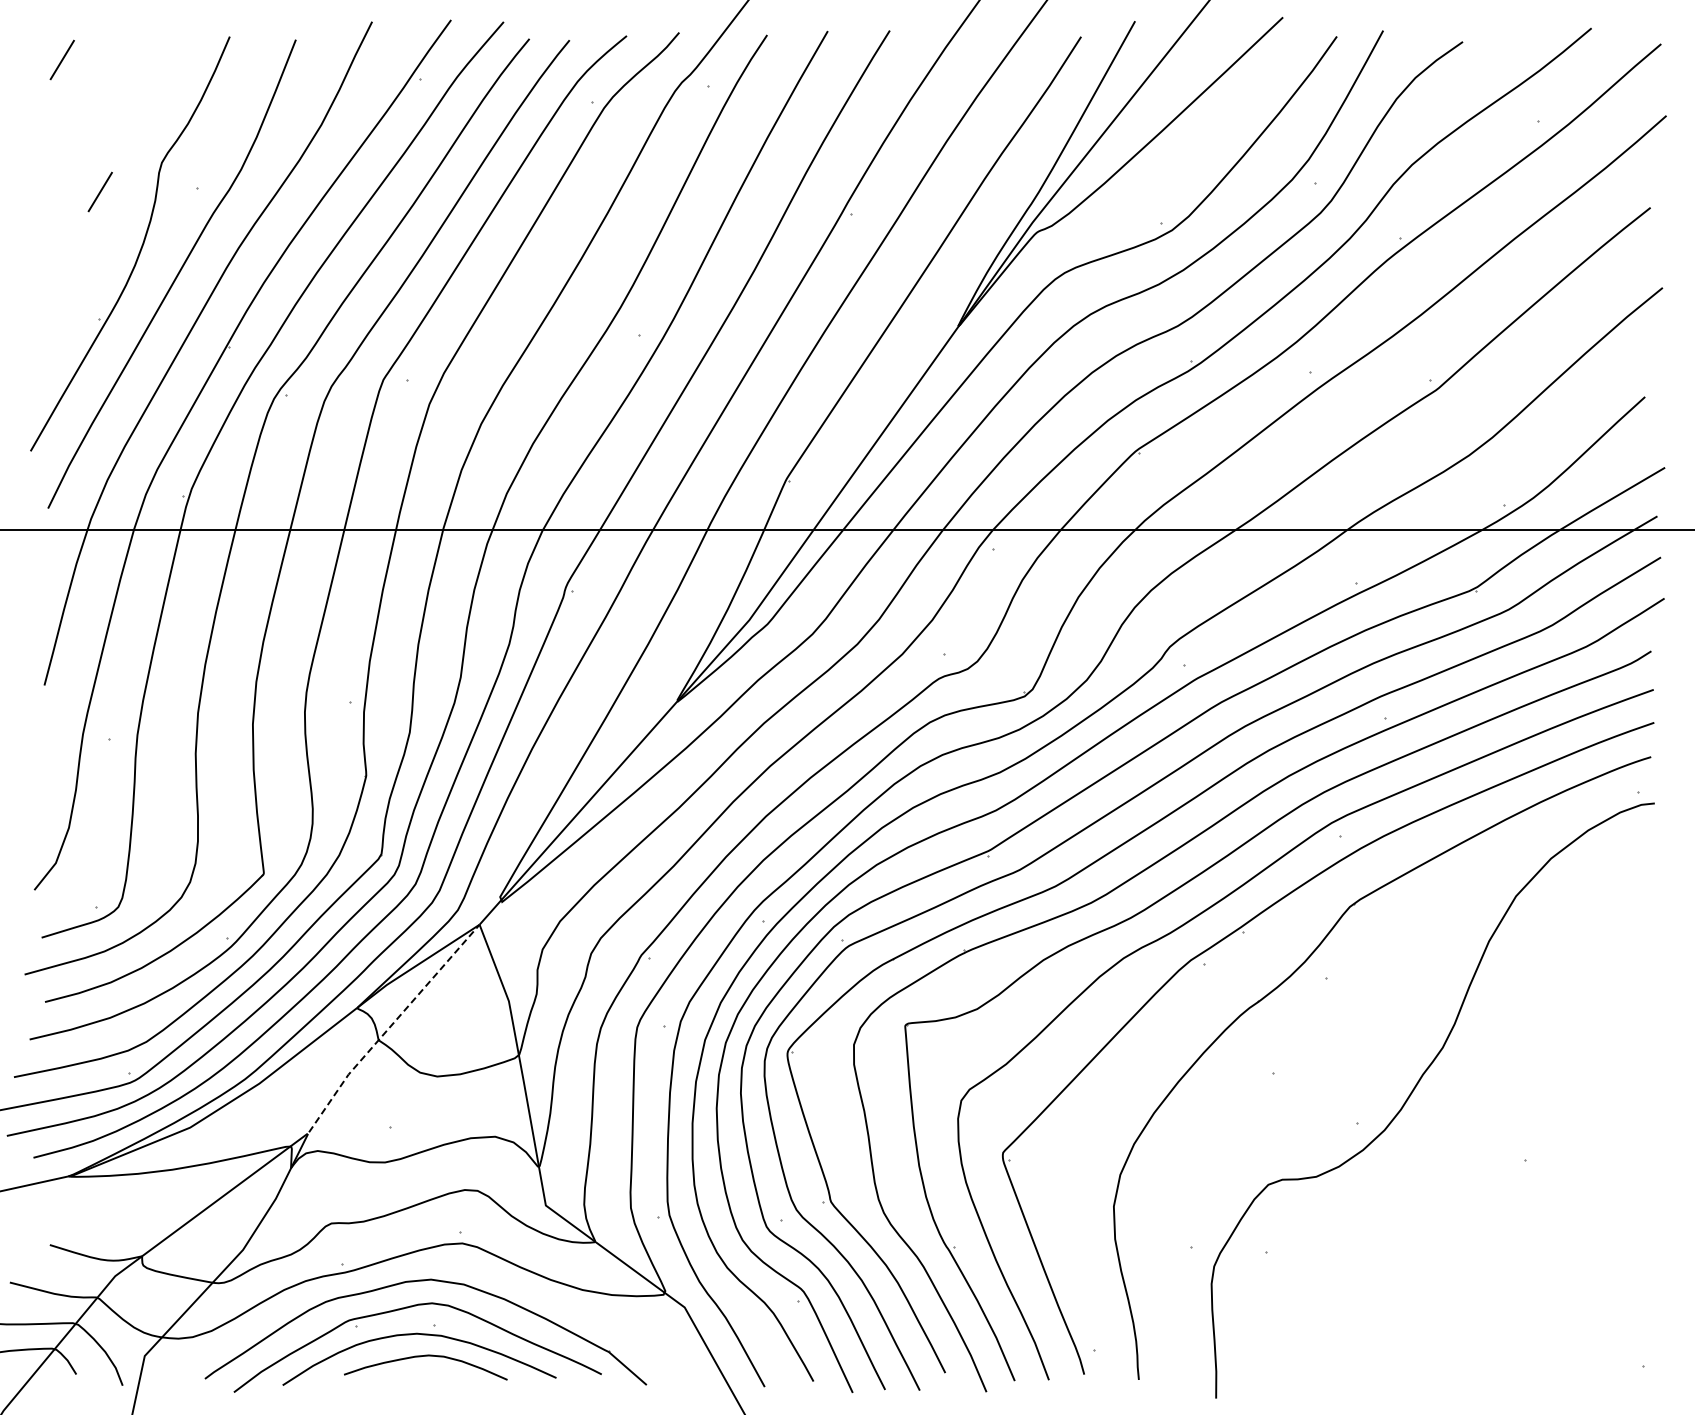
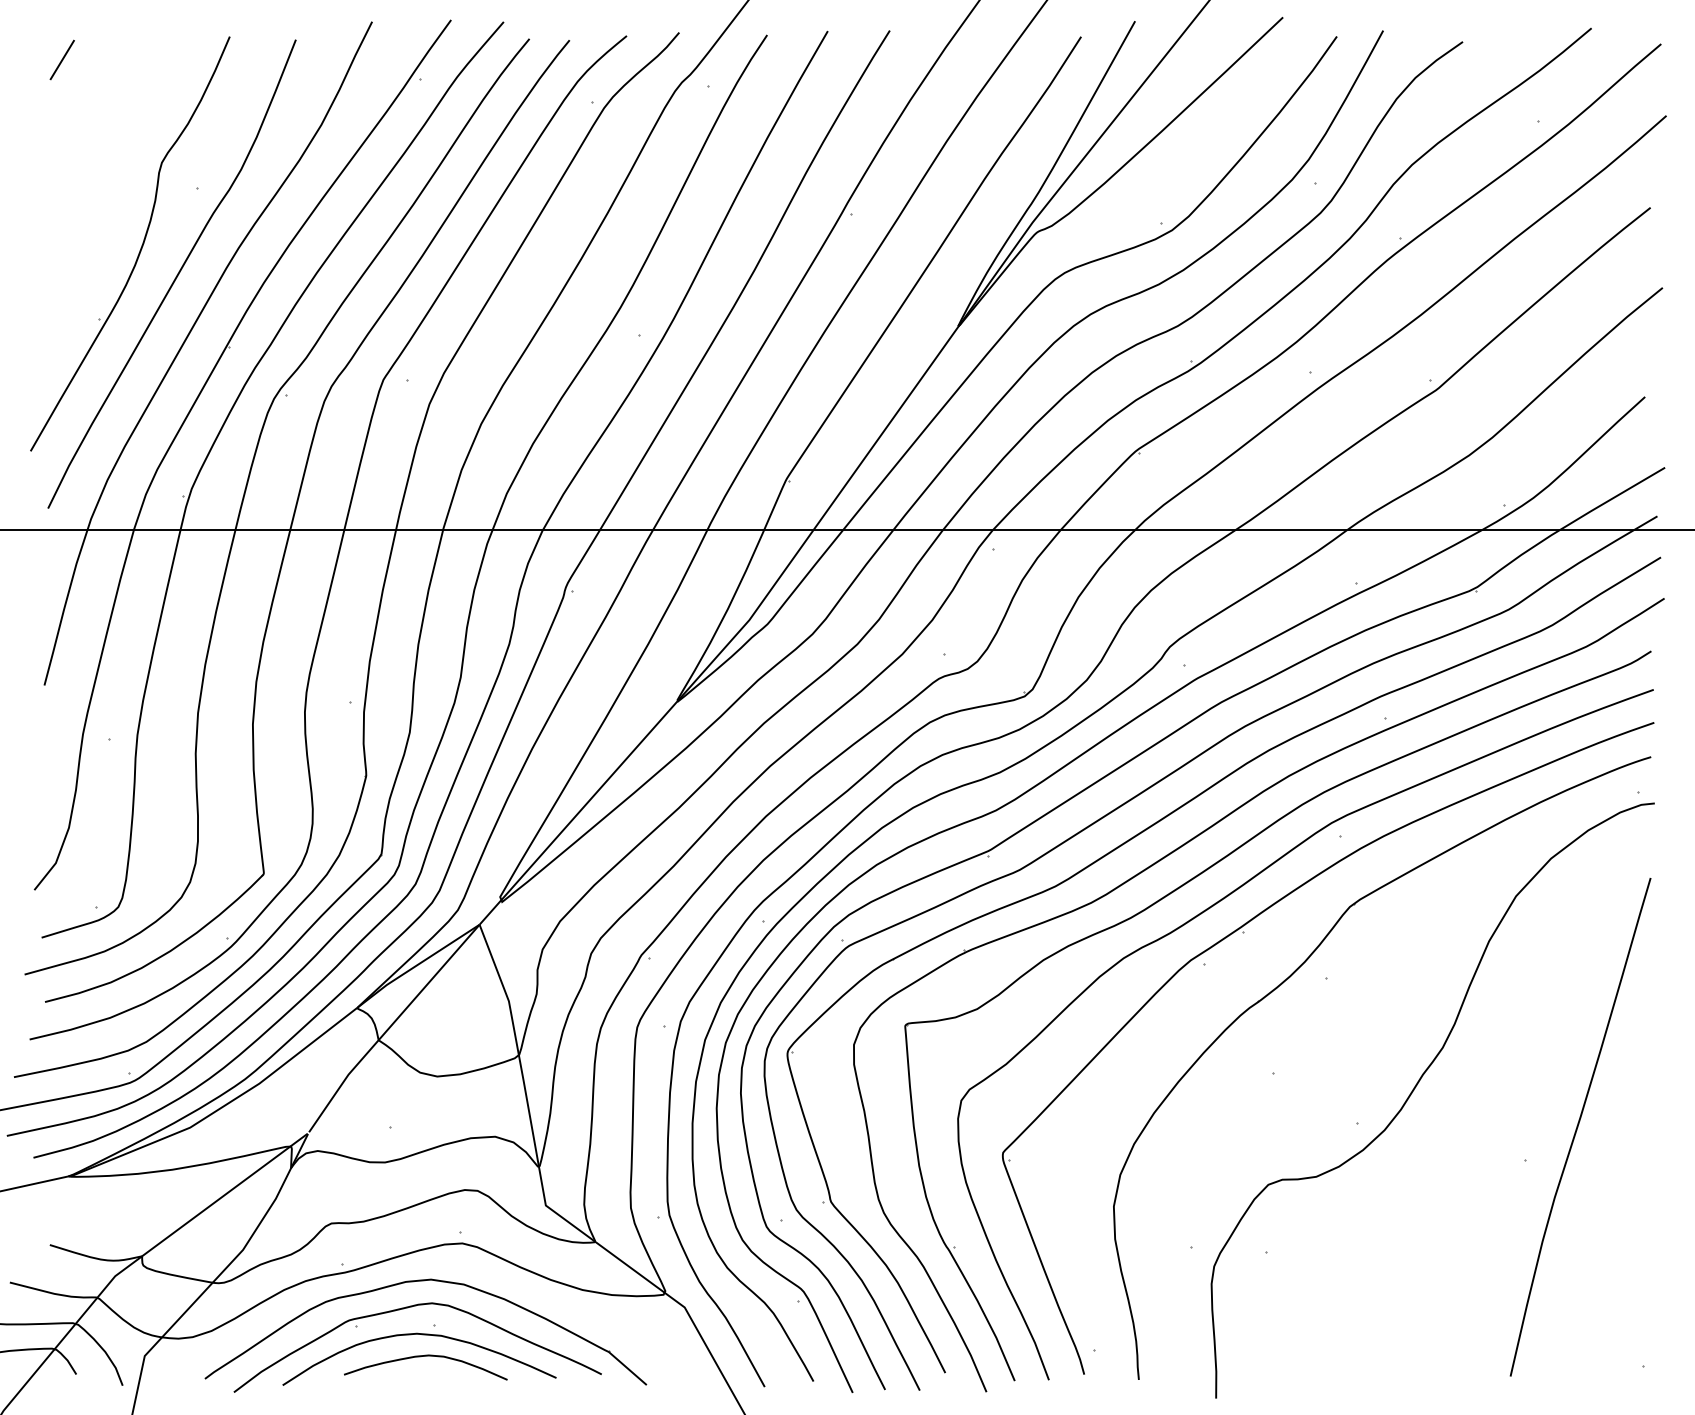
line: present -> none (99, 191)
line: dashed -> solid (391, 1025)
curve: none -> present (1578, 1127)
